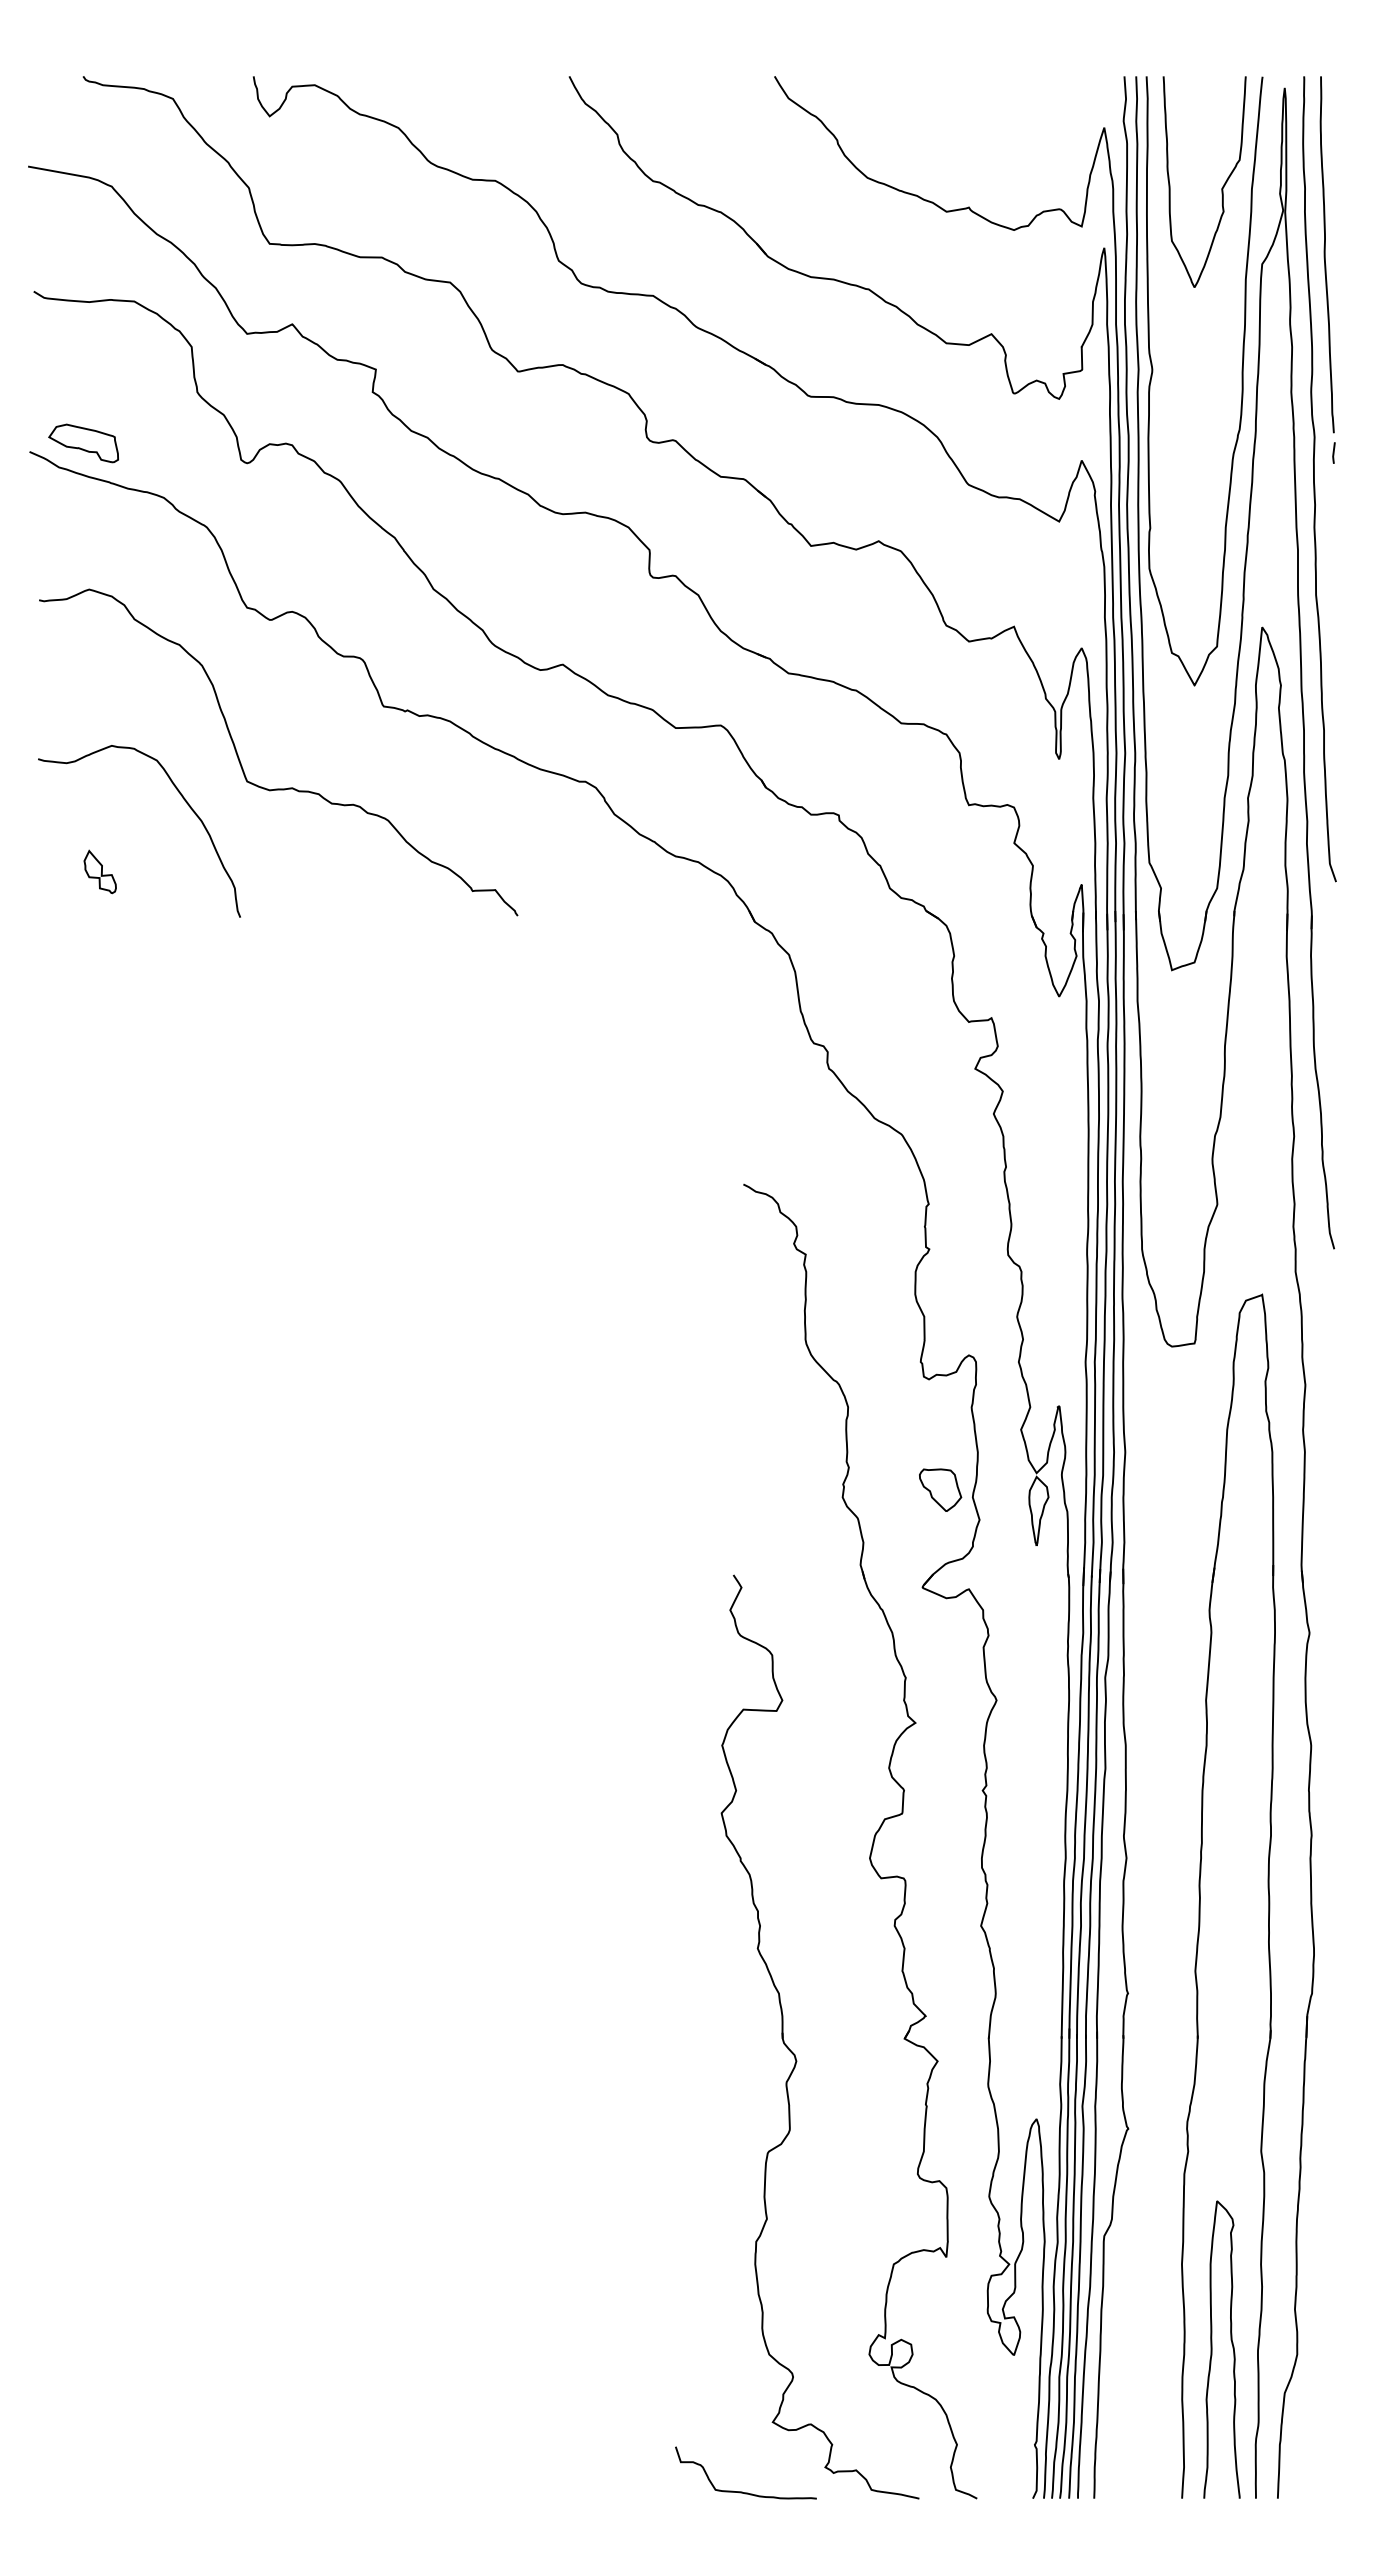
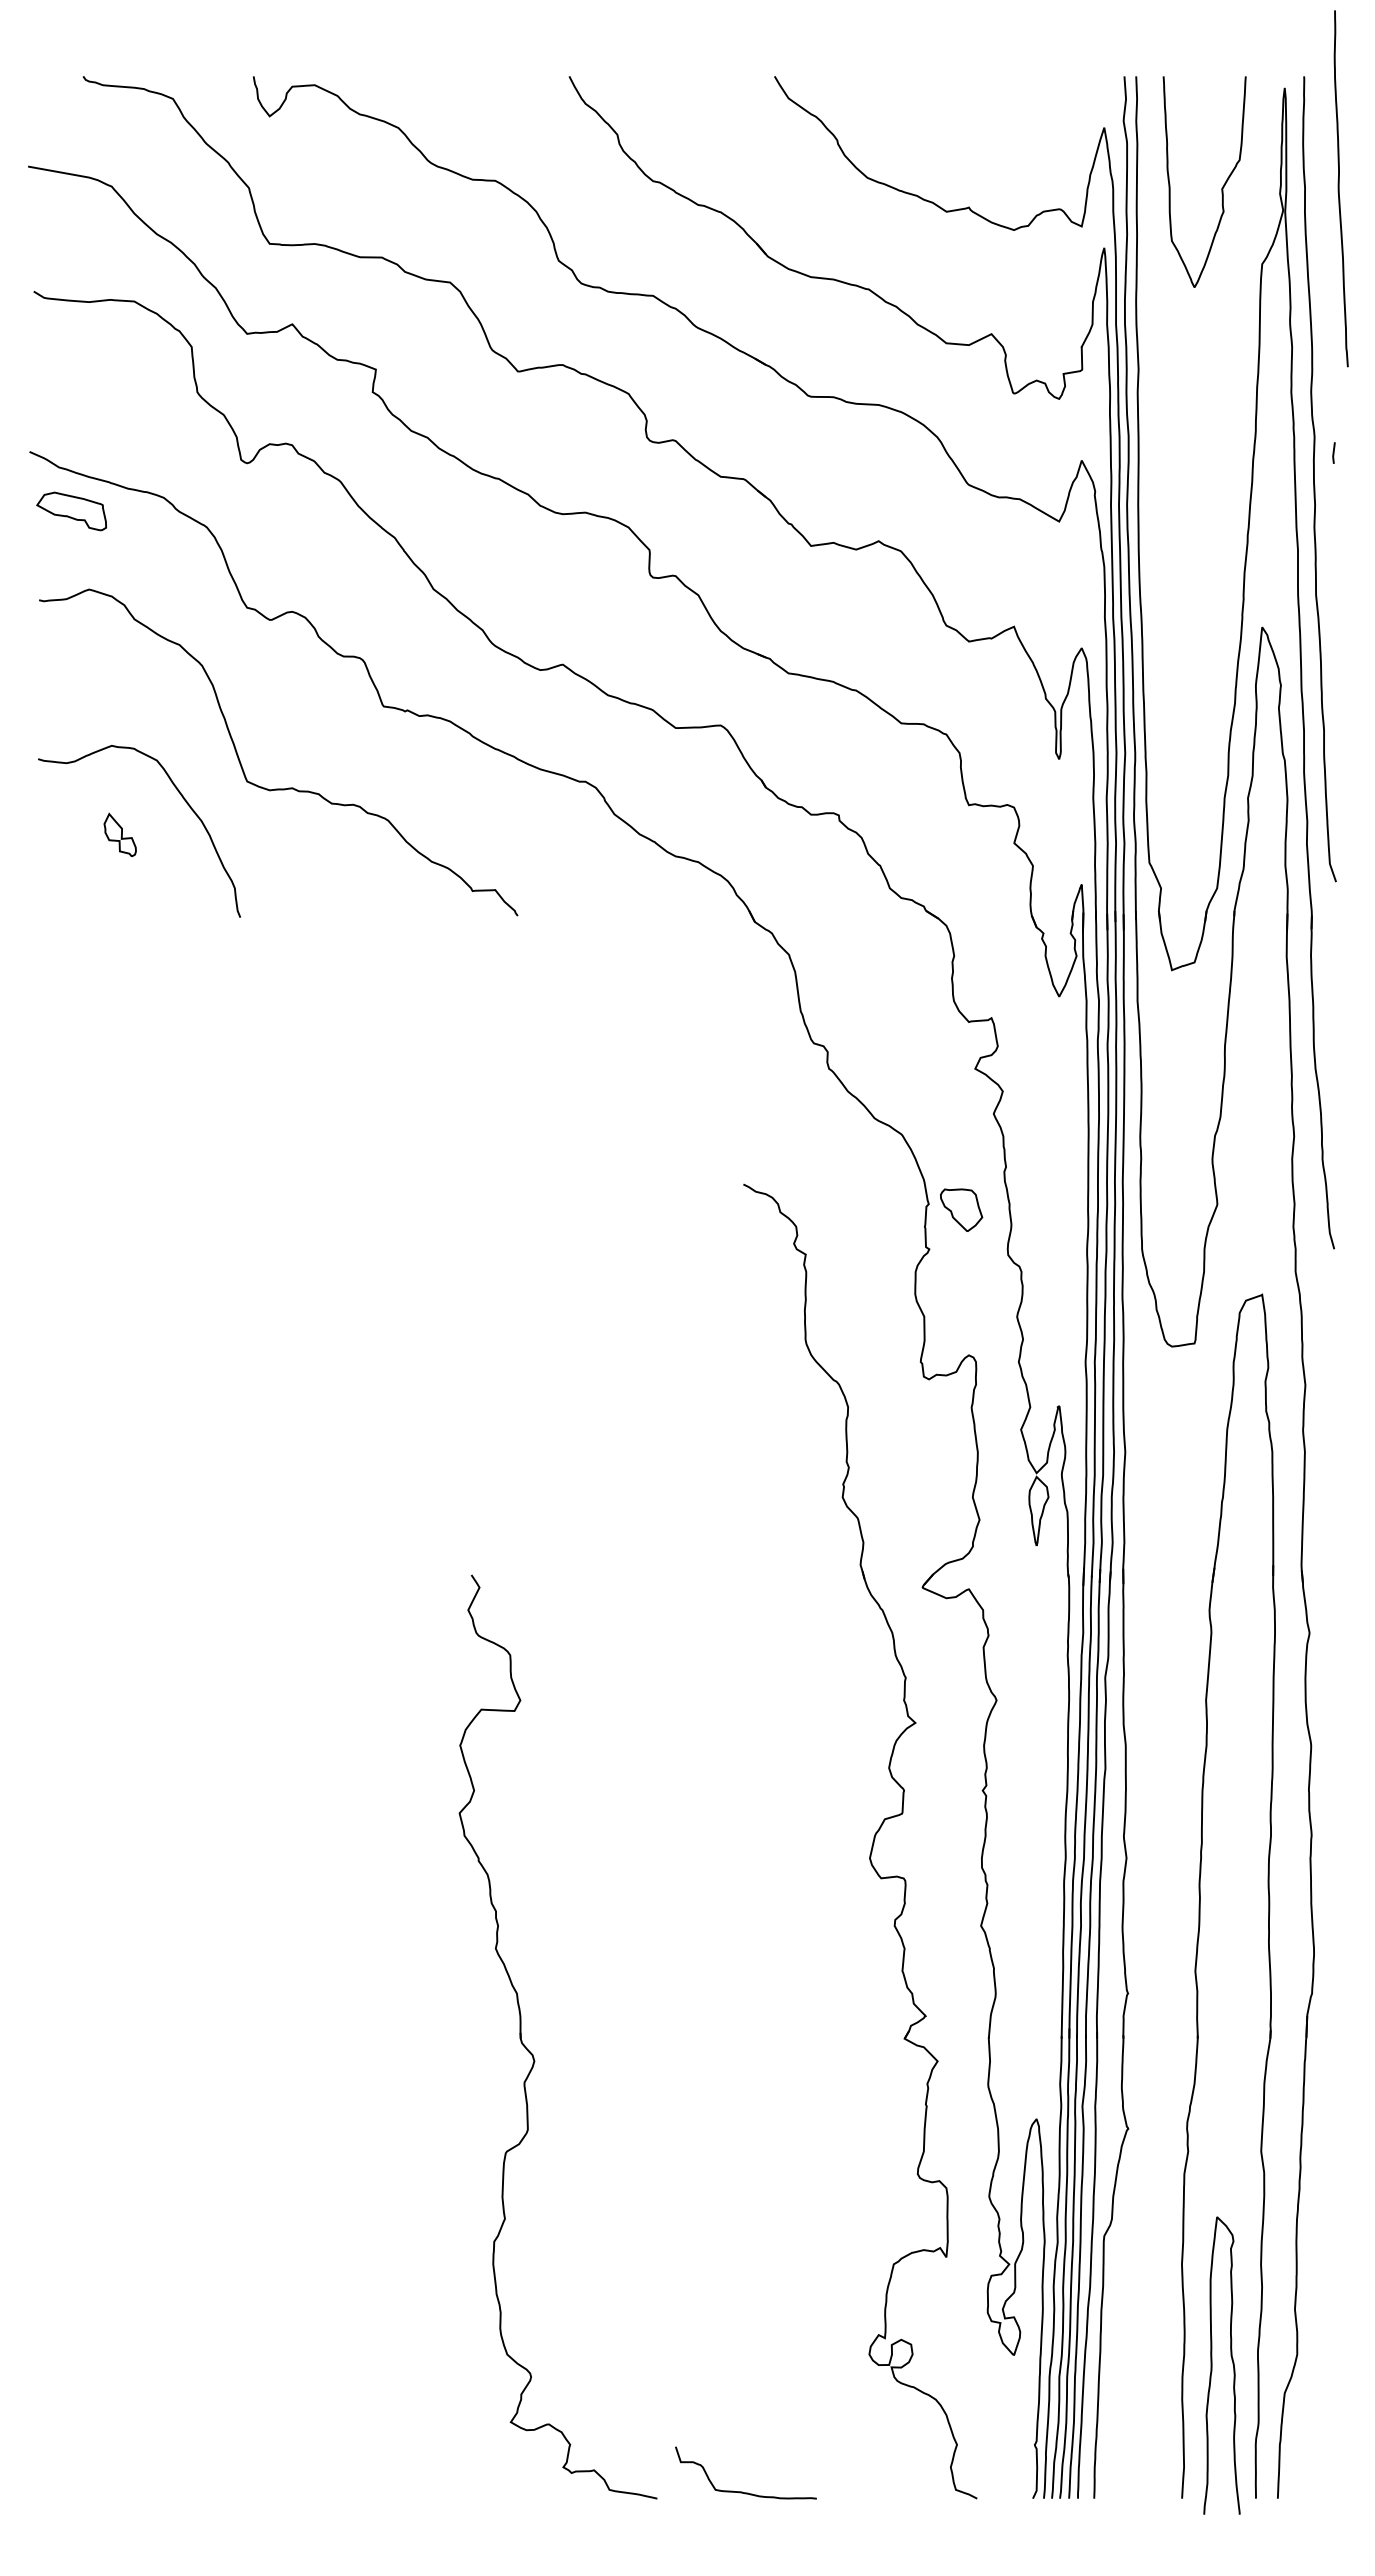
curve position: (1325, 254) -> (1339, 188) (1339, 188)
curve: present -> none (1241, 381)
part position: (83, 443) -> (71, 511) (71, 511)
part position: (99, 871) -> (119, 834) (119, 834)
part position: (940, 1489) -> (961, 1209) (961, 1209)
part position: (795, 2054) -> (533, 2054) (533, 2054)
curve position: (1212, 2349) -> (1212, 2365) (1212, 2365)
